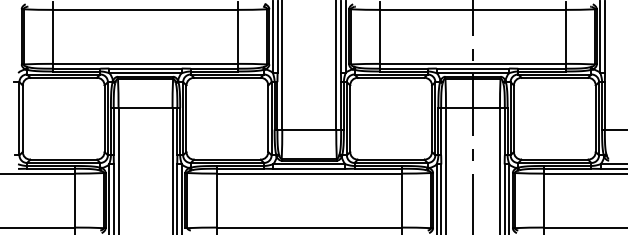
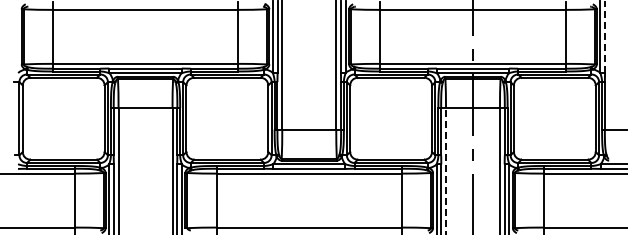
line: solid -> dashed (605, 36)
line: solid -> dashed (446, 170)
